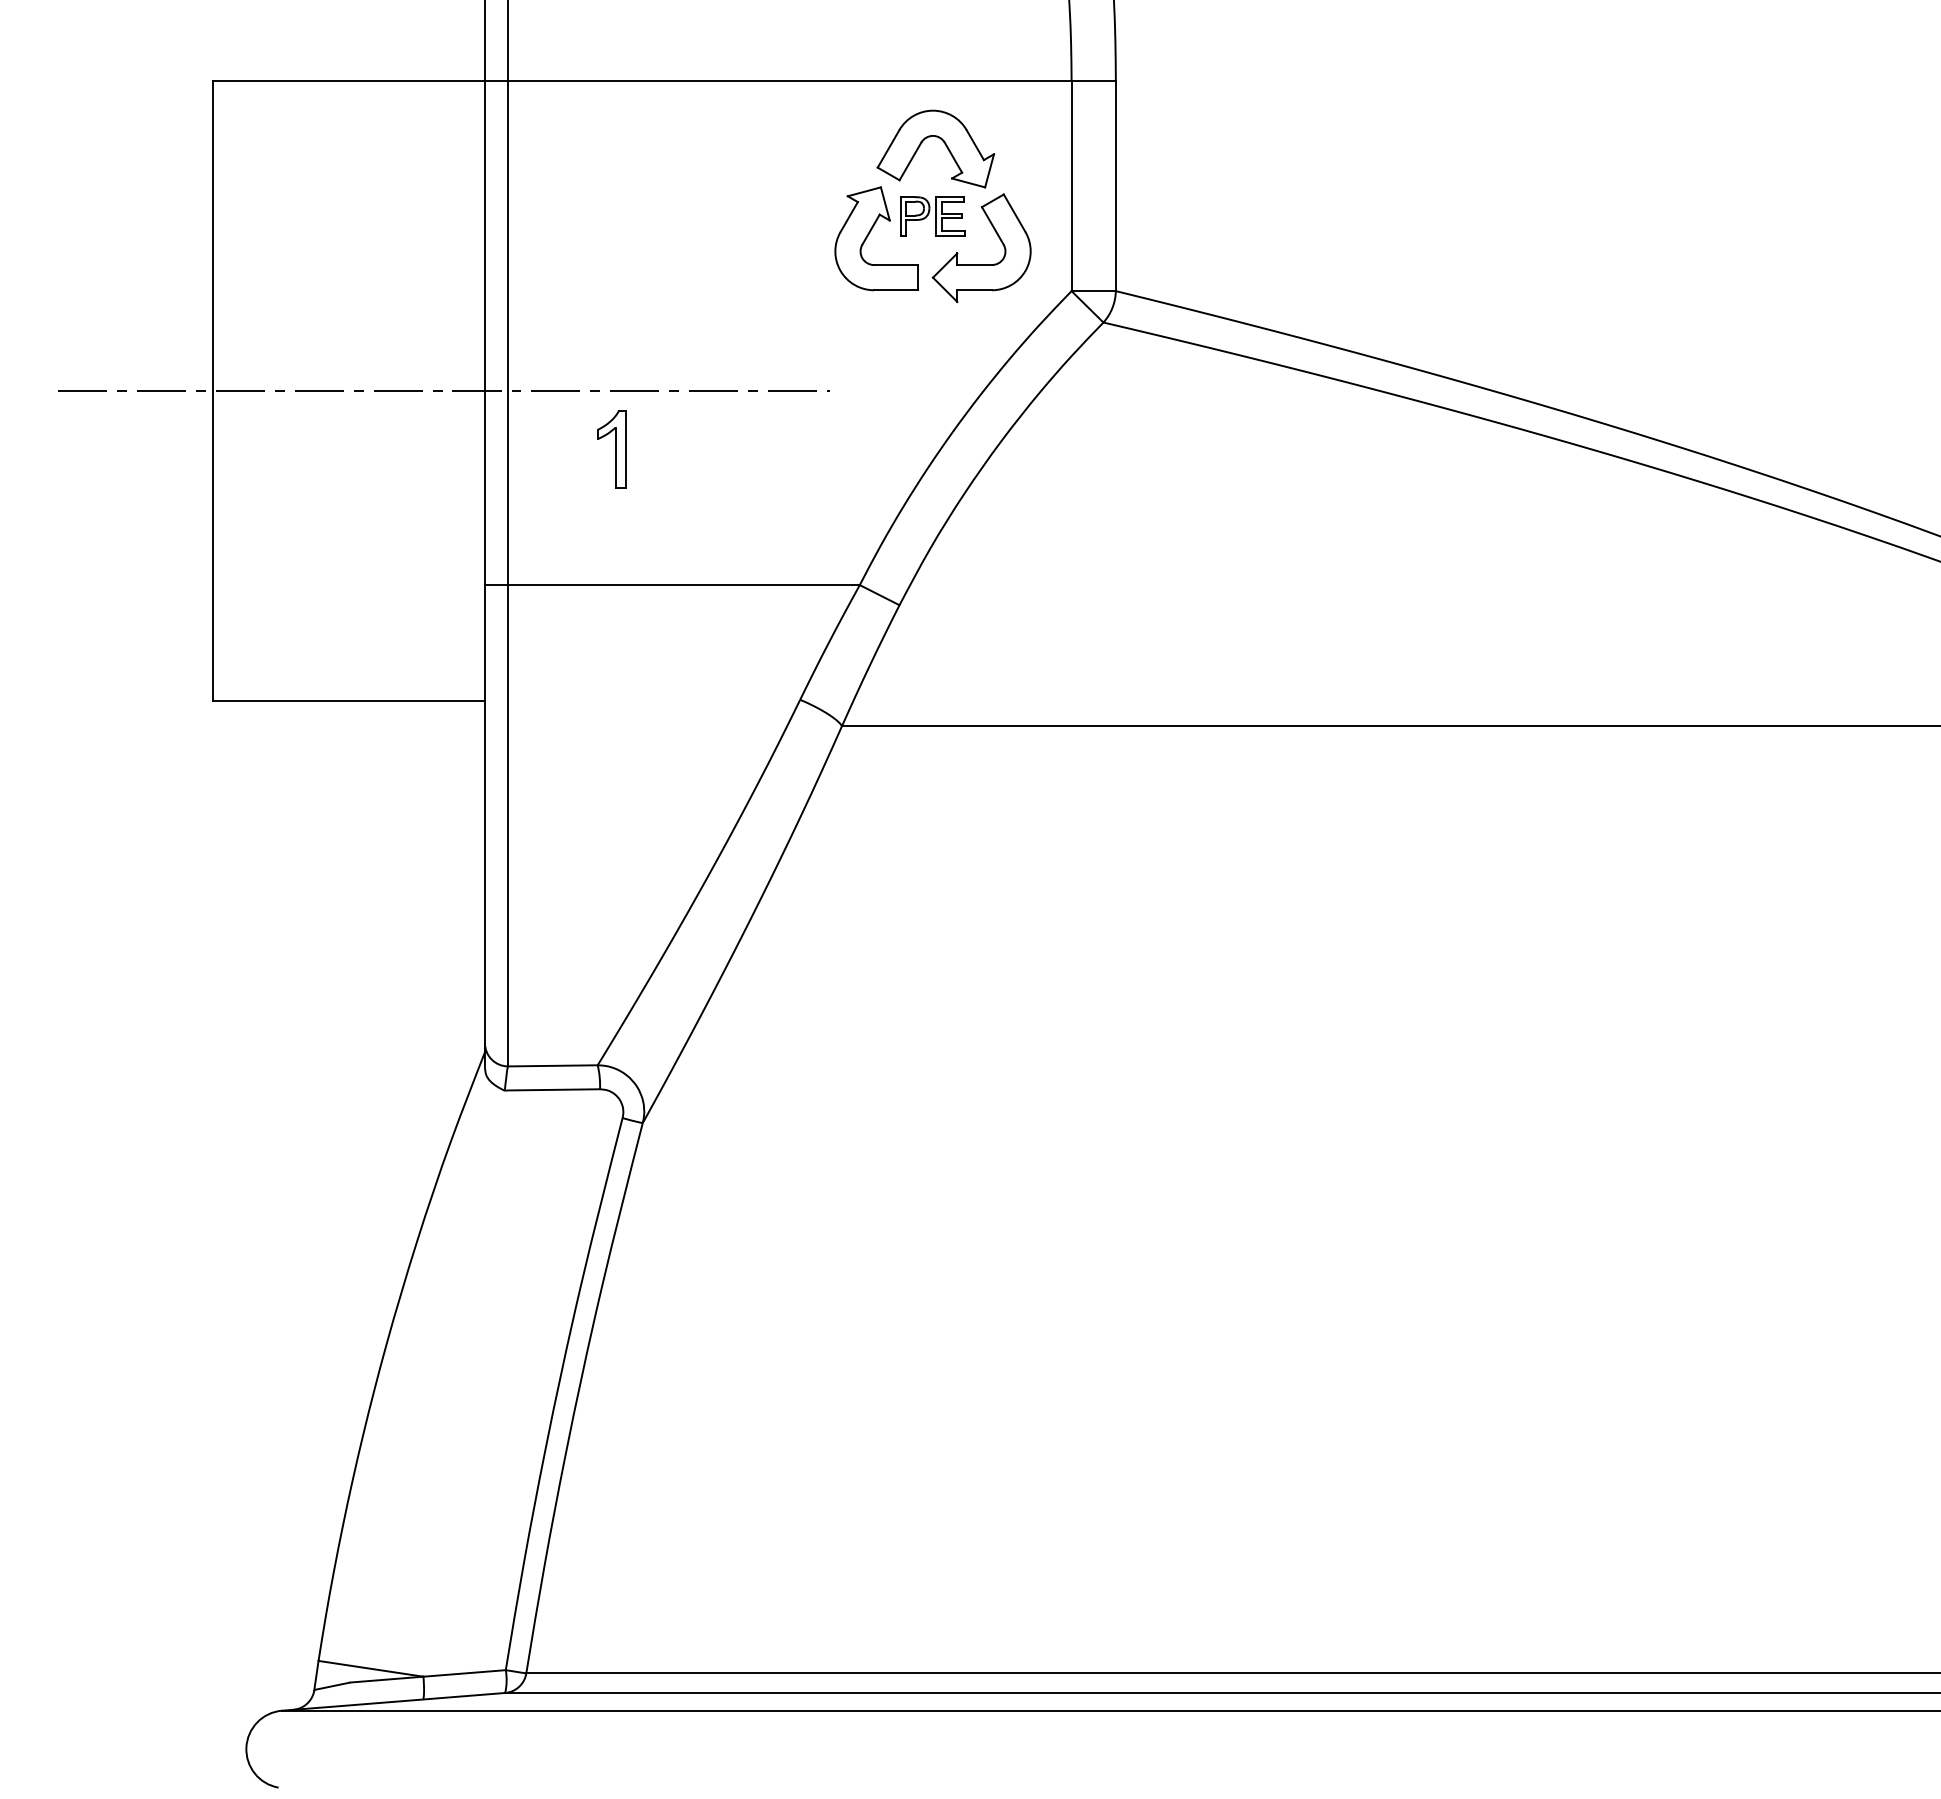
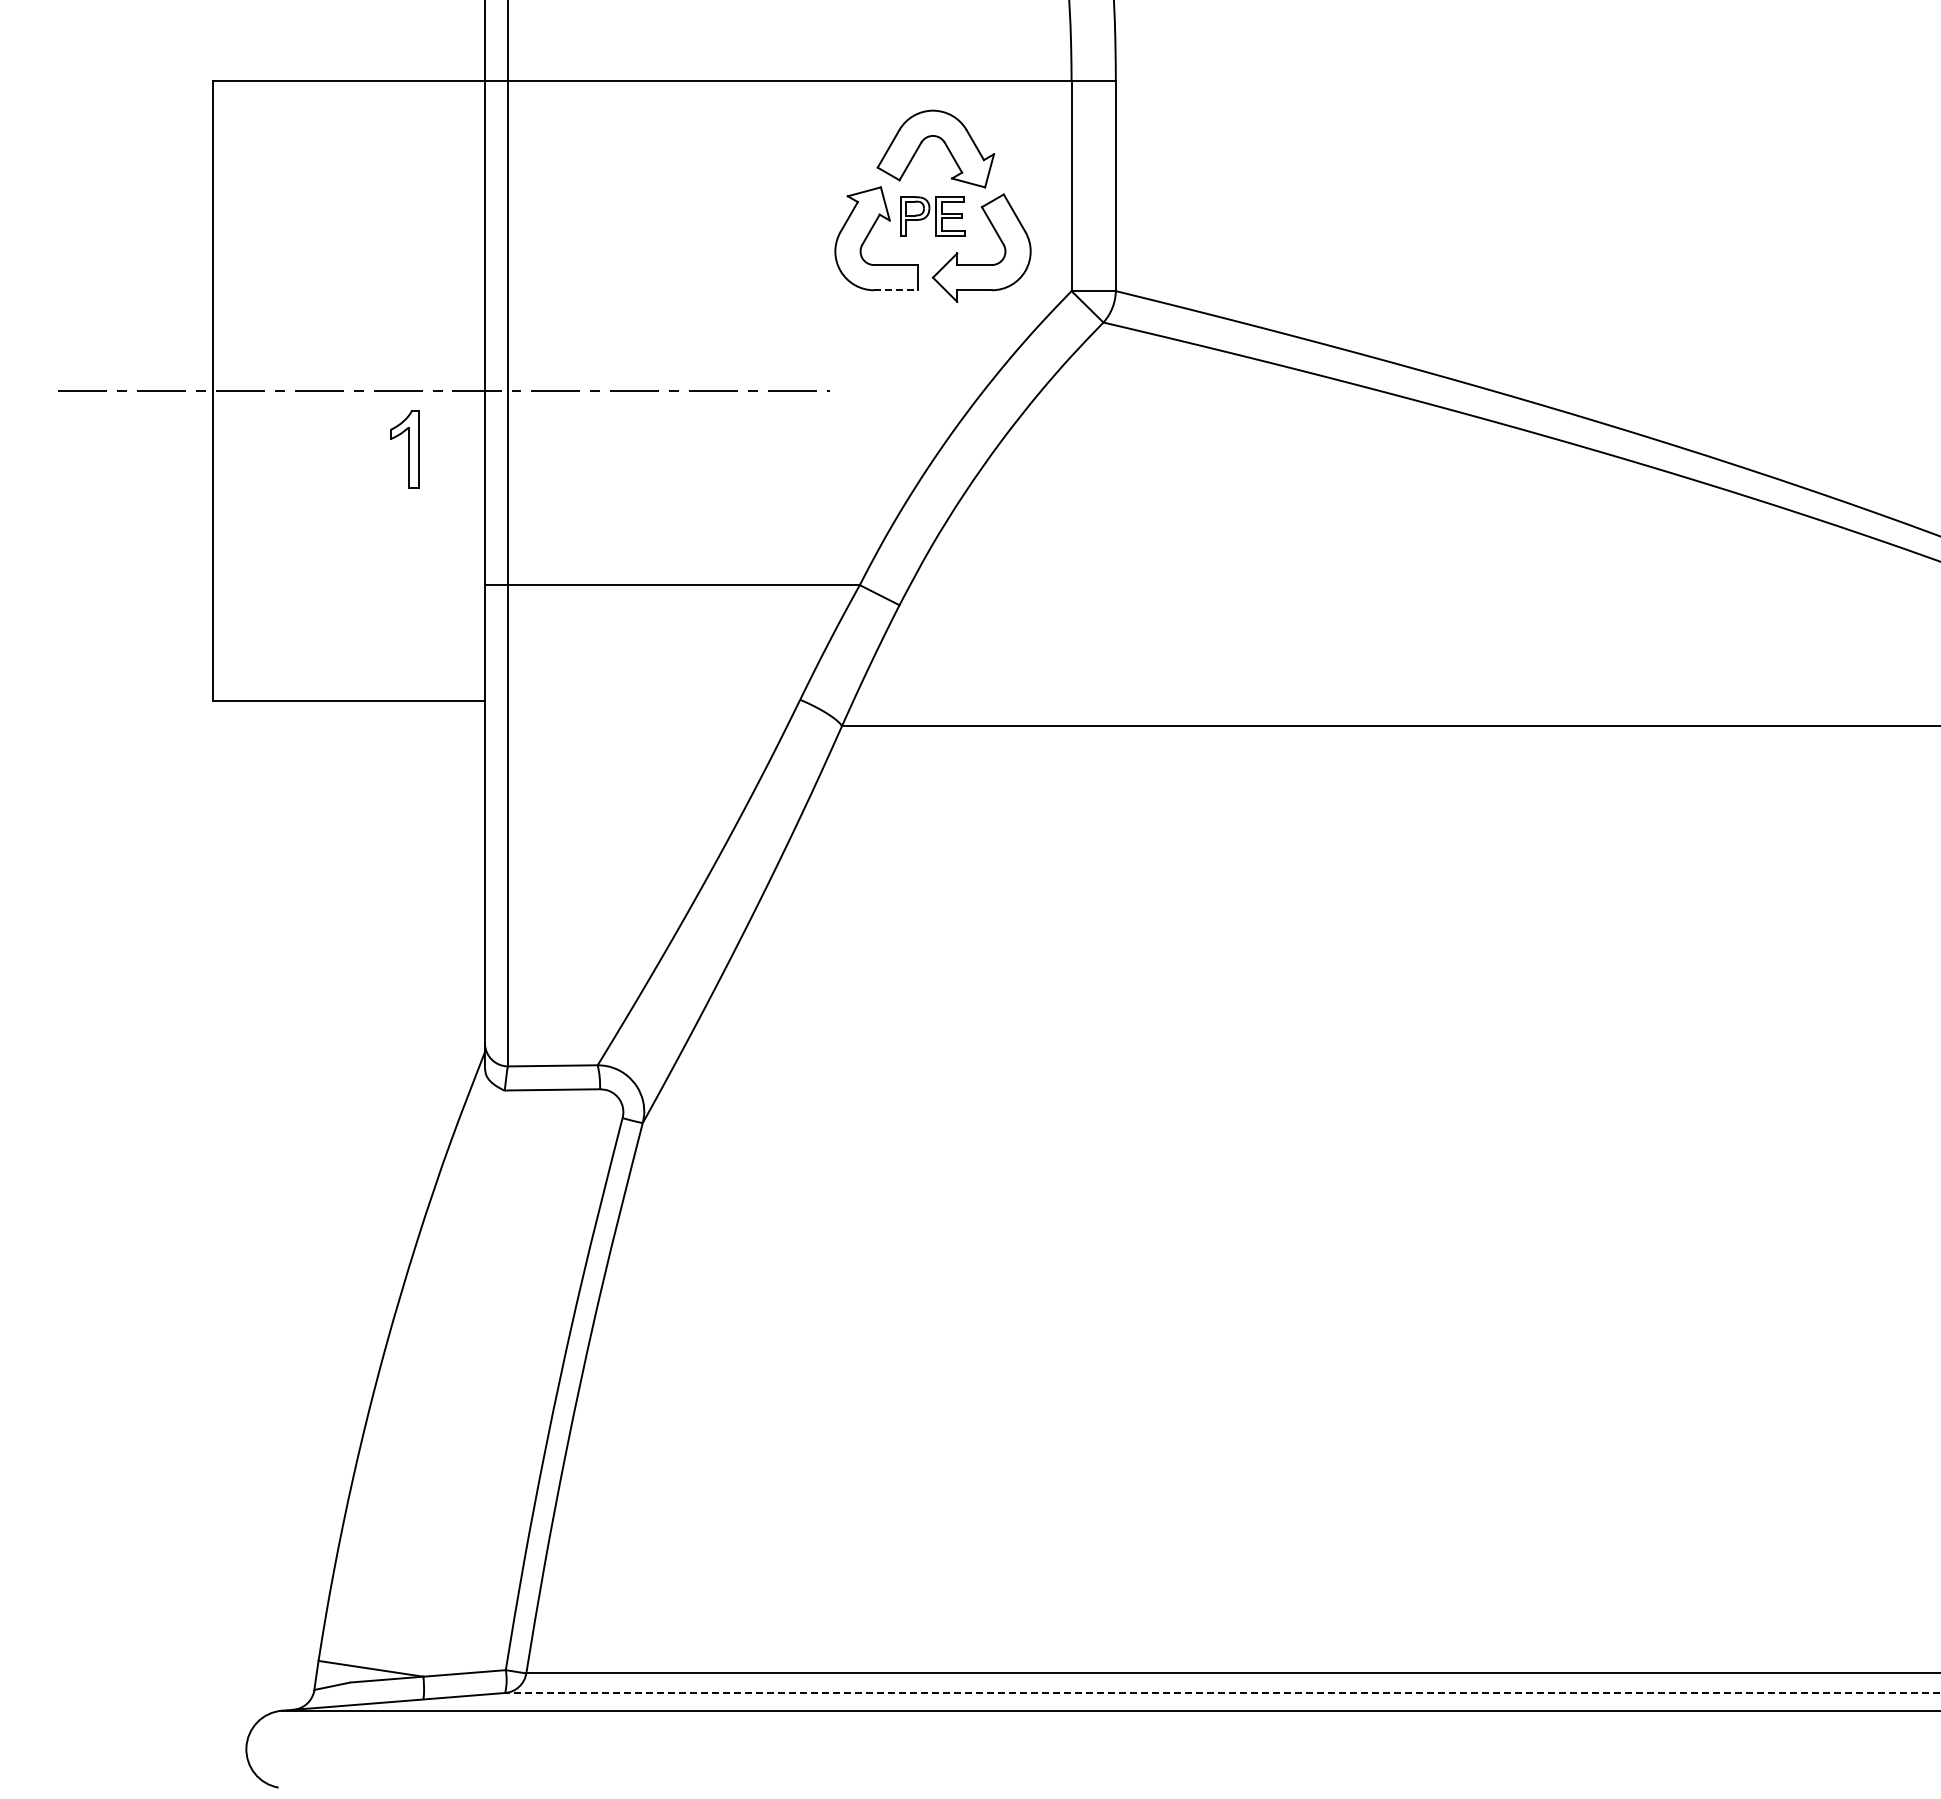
line: solid -> dashed (895, 290)
part position: (611, 449) -> (404, 449) (404, 449)
line: solid -> dashed (1222, 1692)
